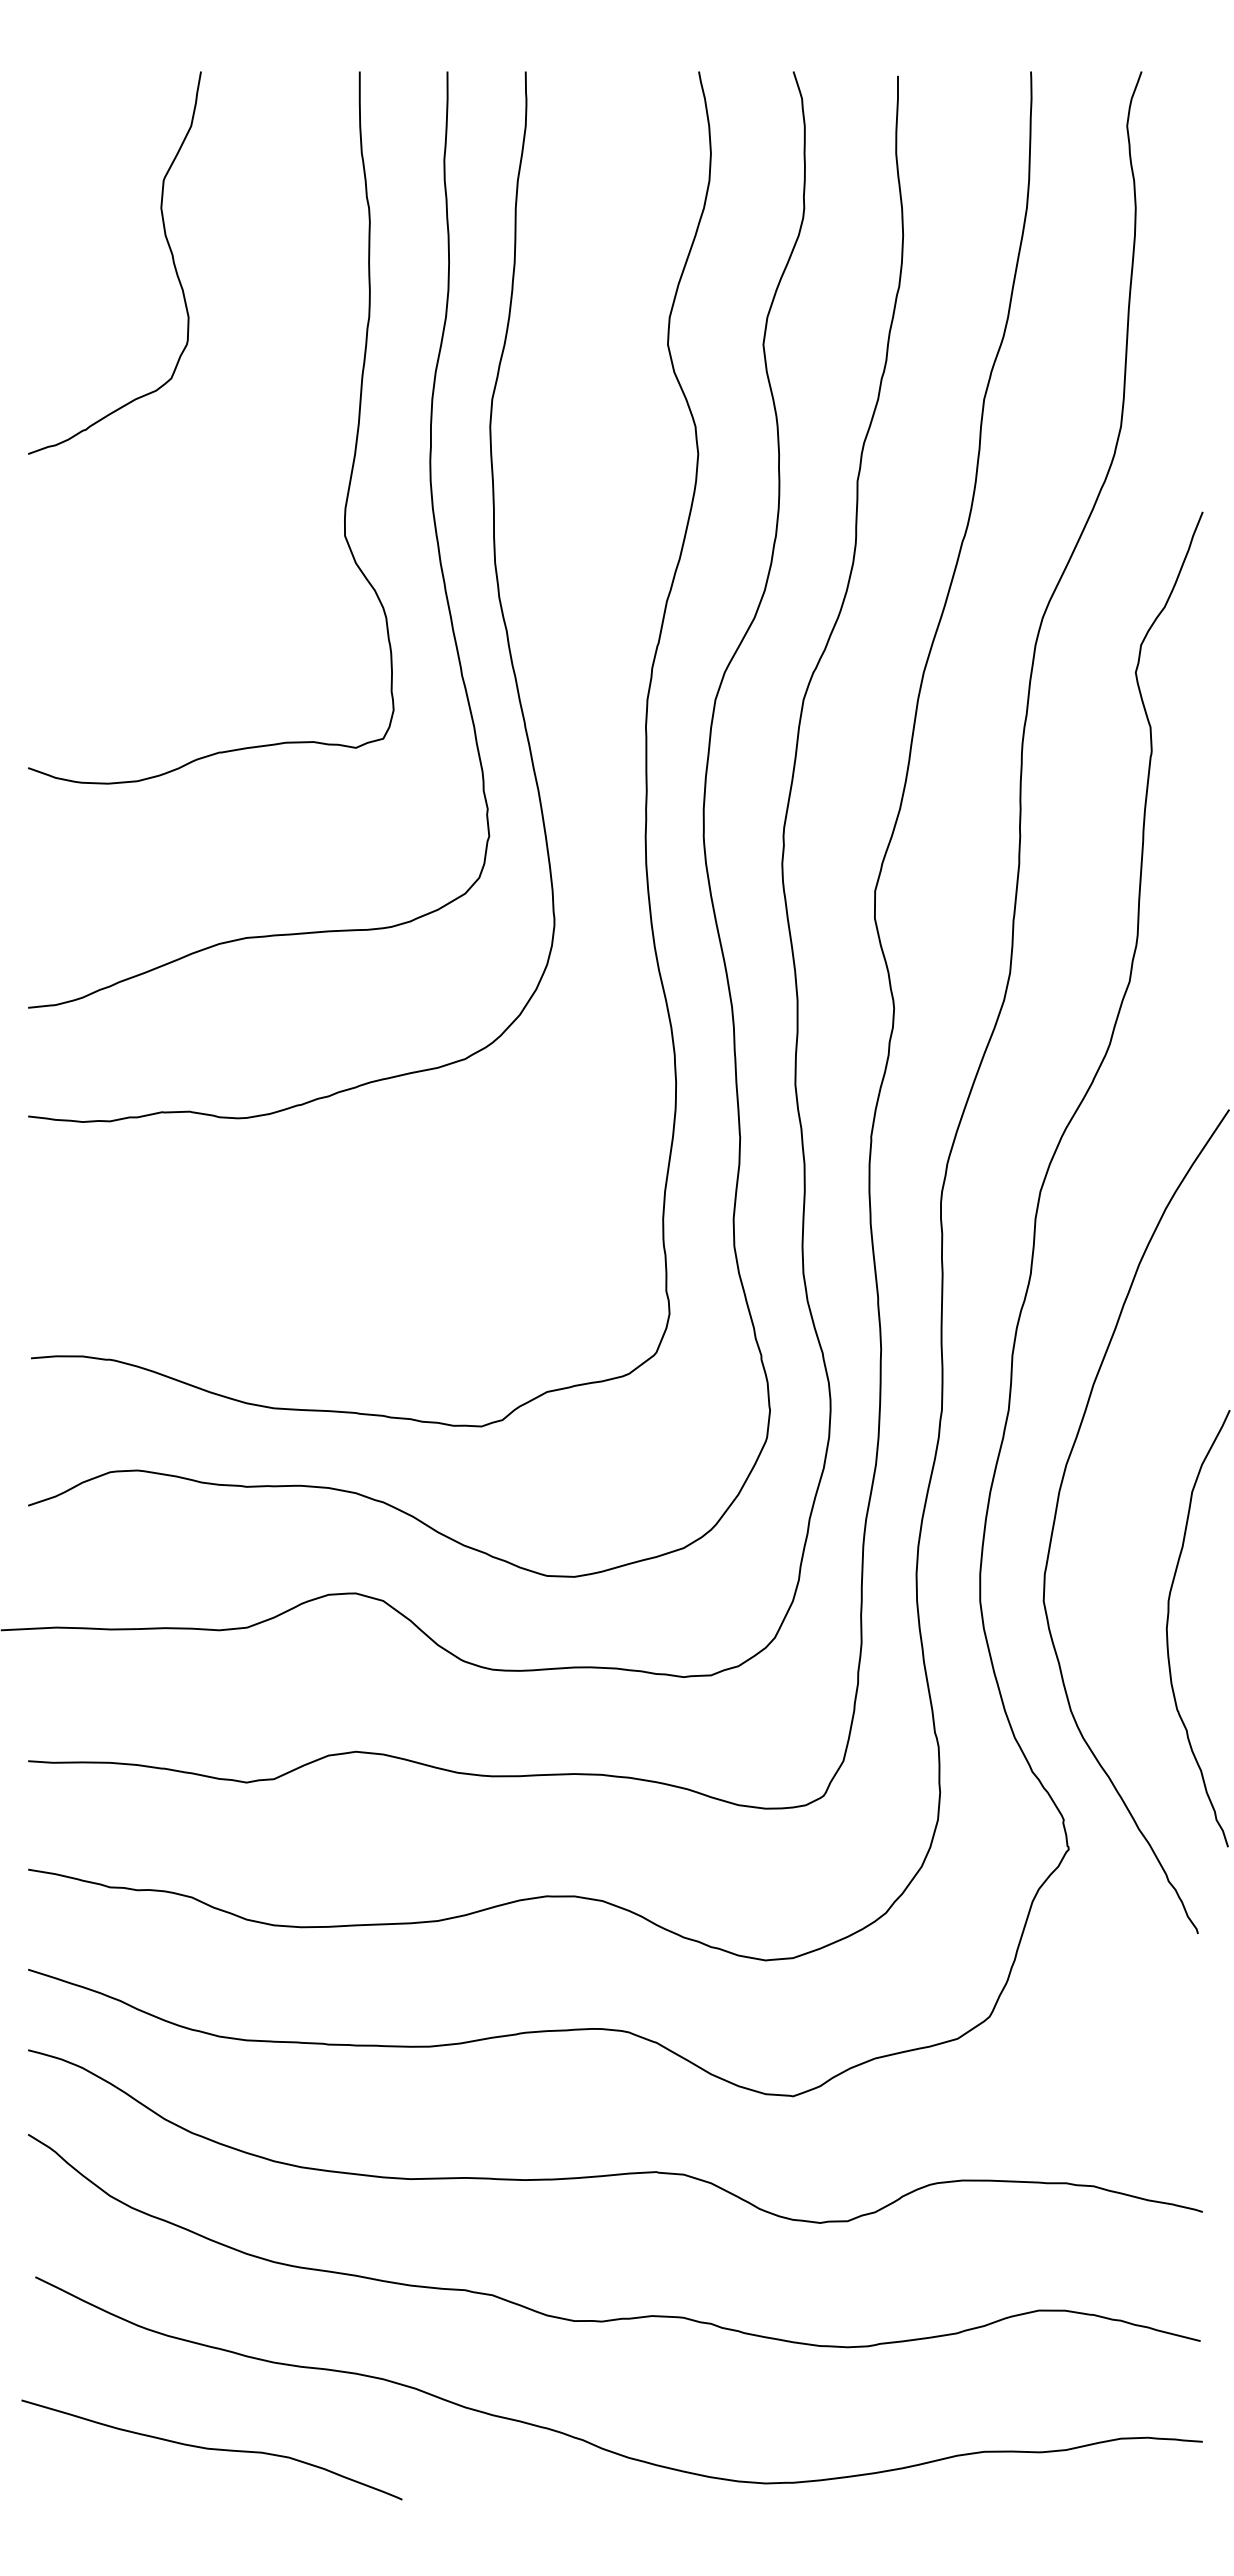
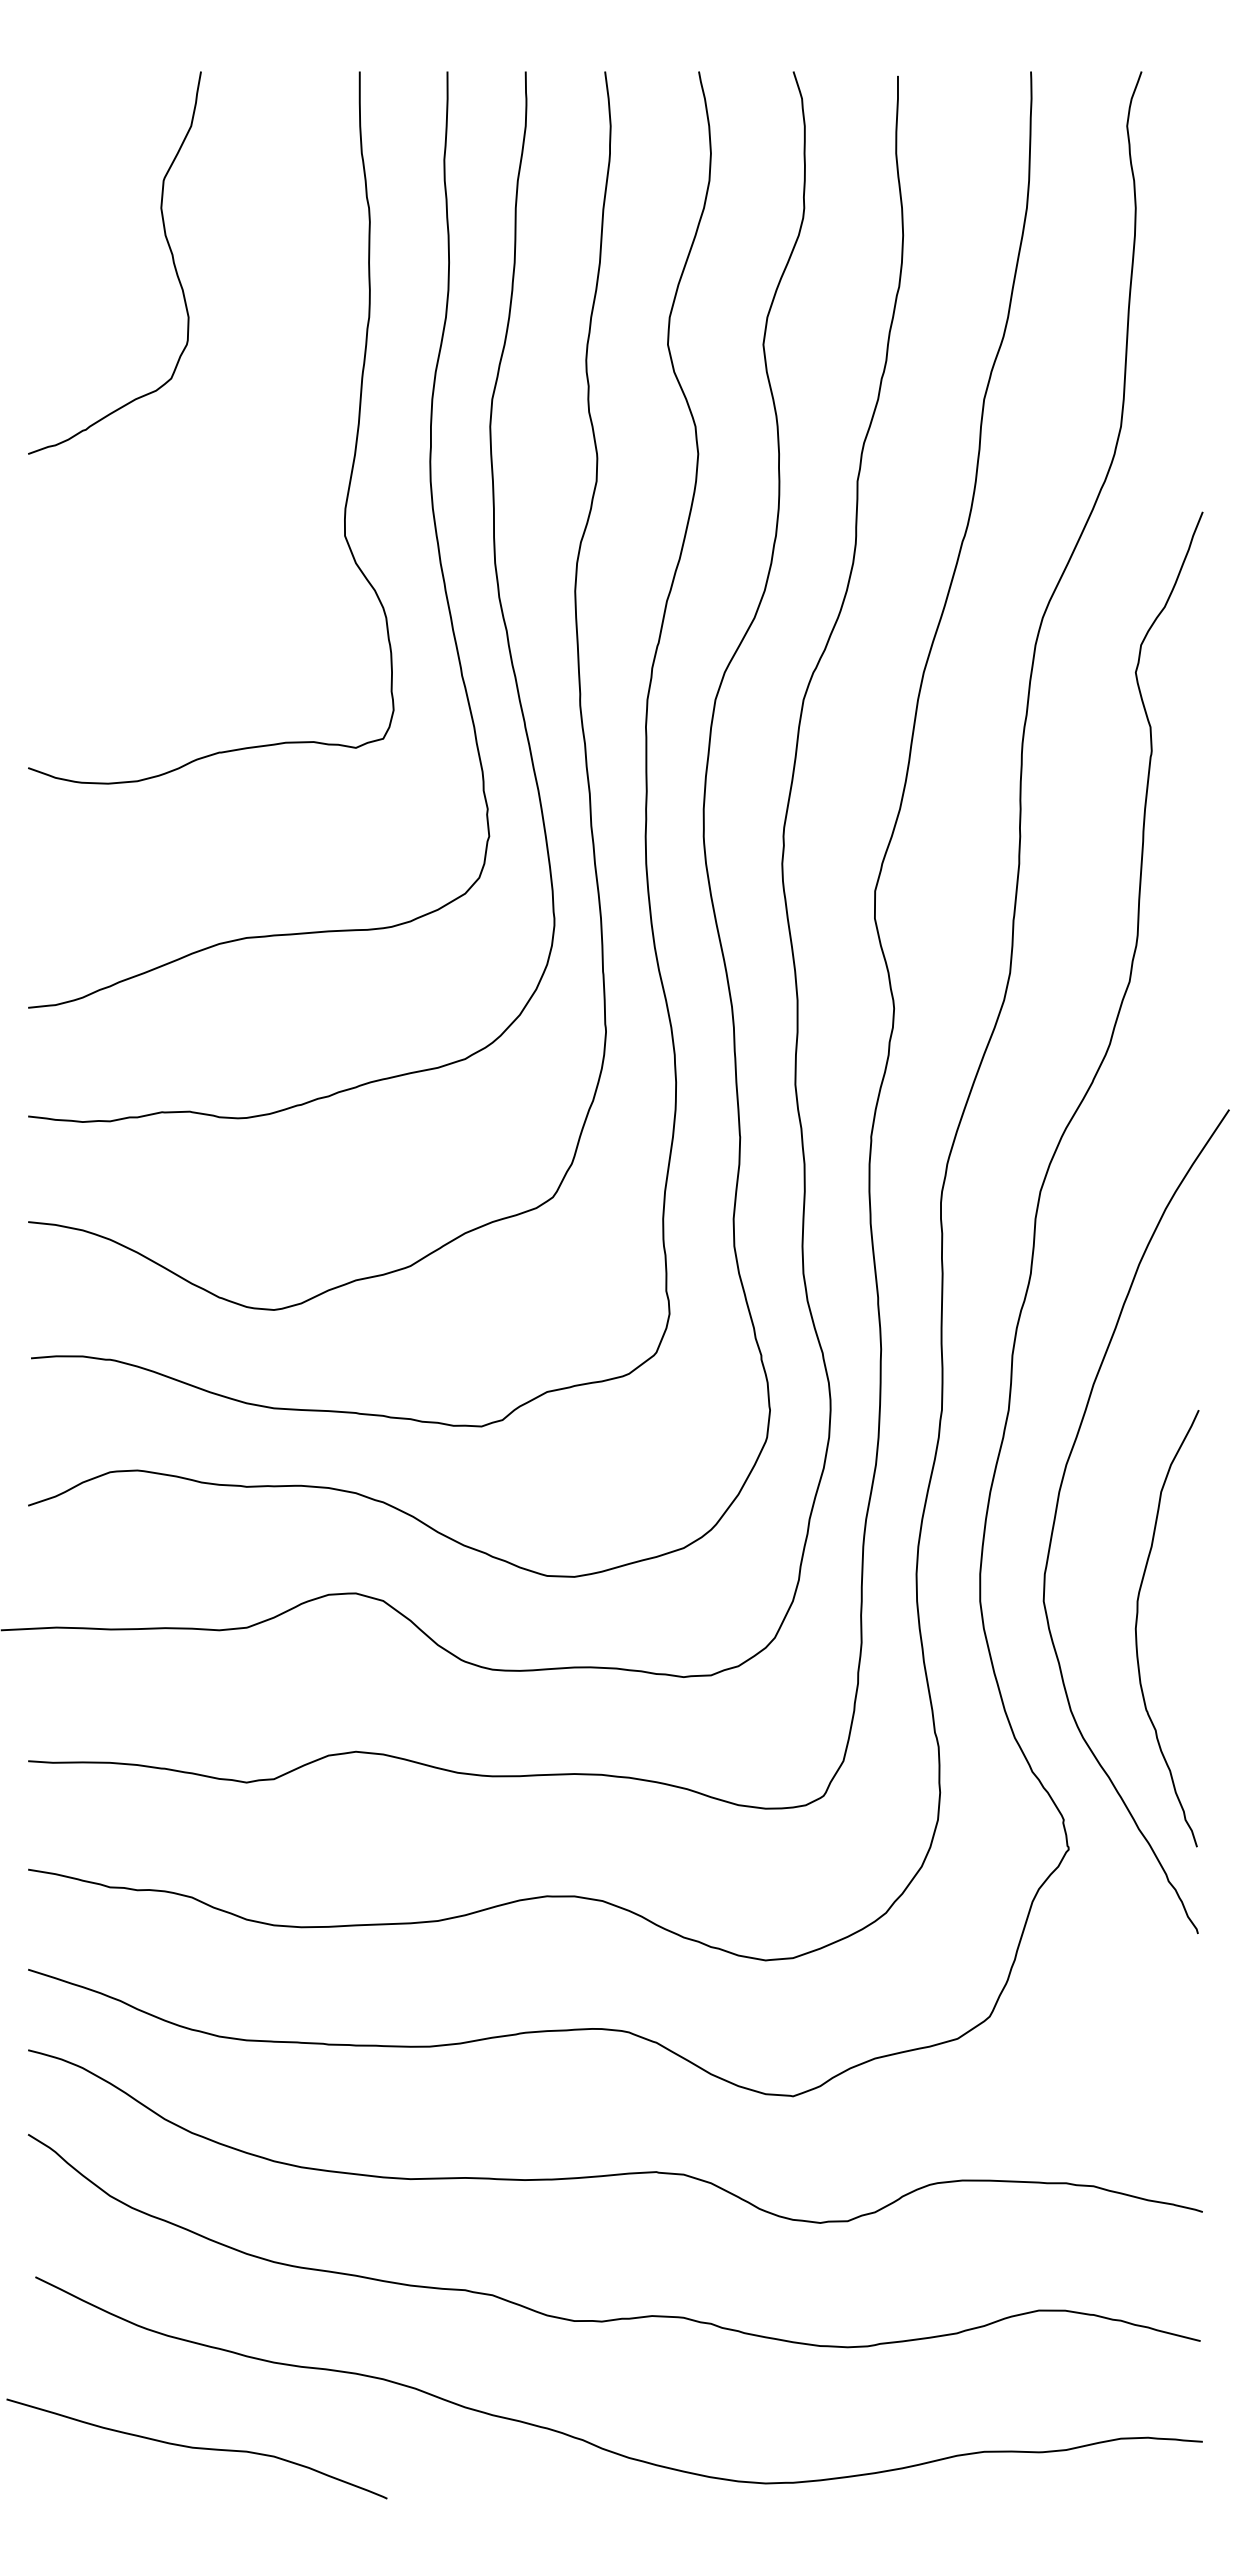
curve: none -> present (577, 667)
curve position: (1168, 1624) -> (1137, 1624) (1137, 1624)
curve position: (211, 2449) -> (196, 2448) (196, 2448)
